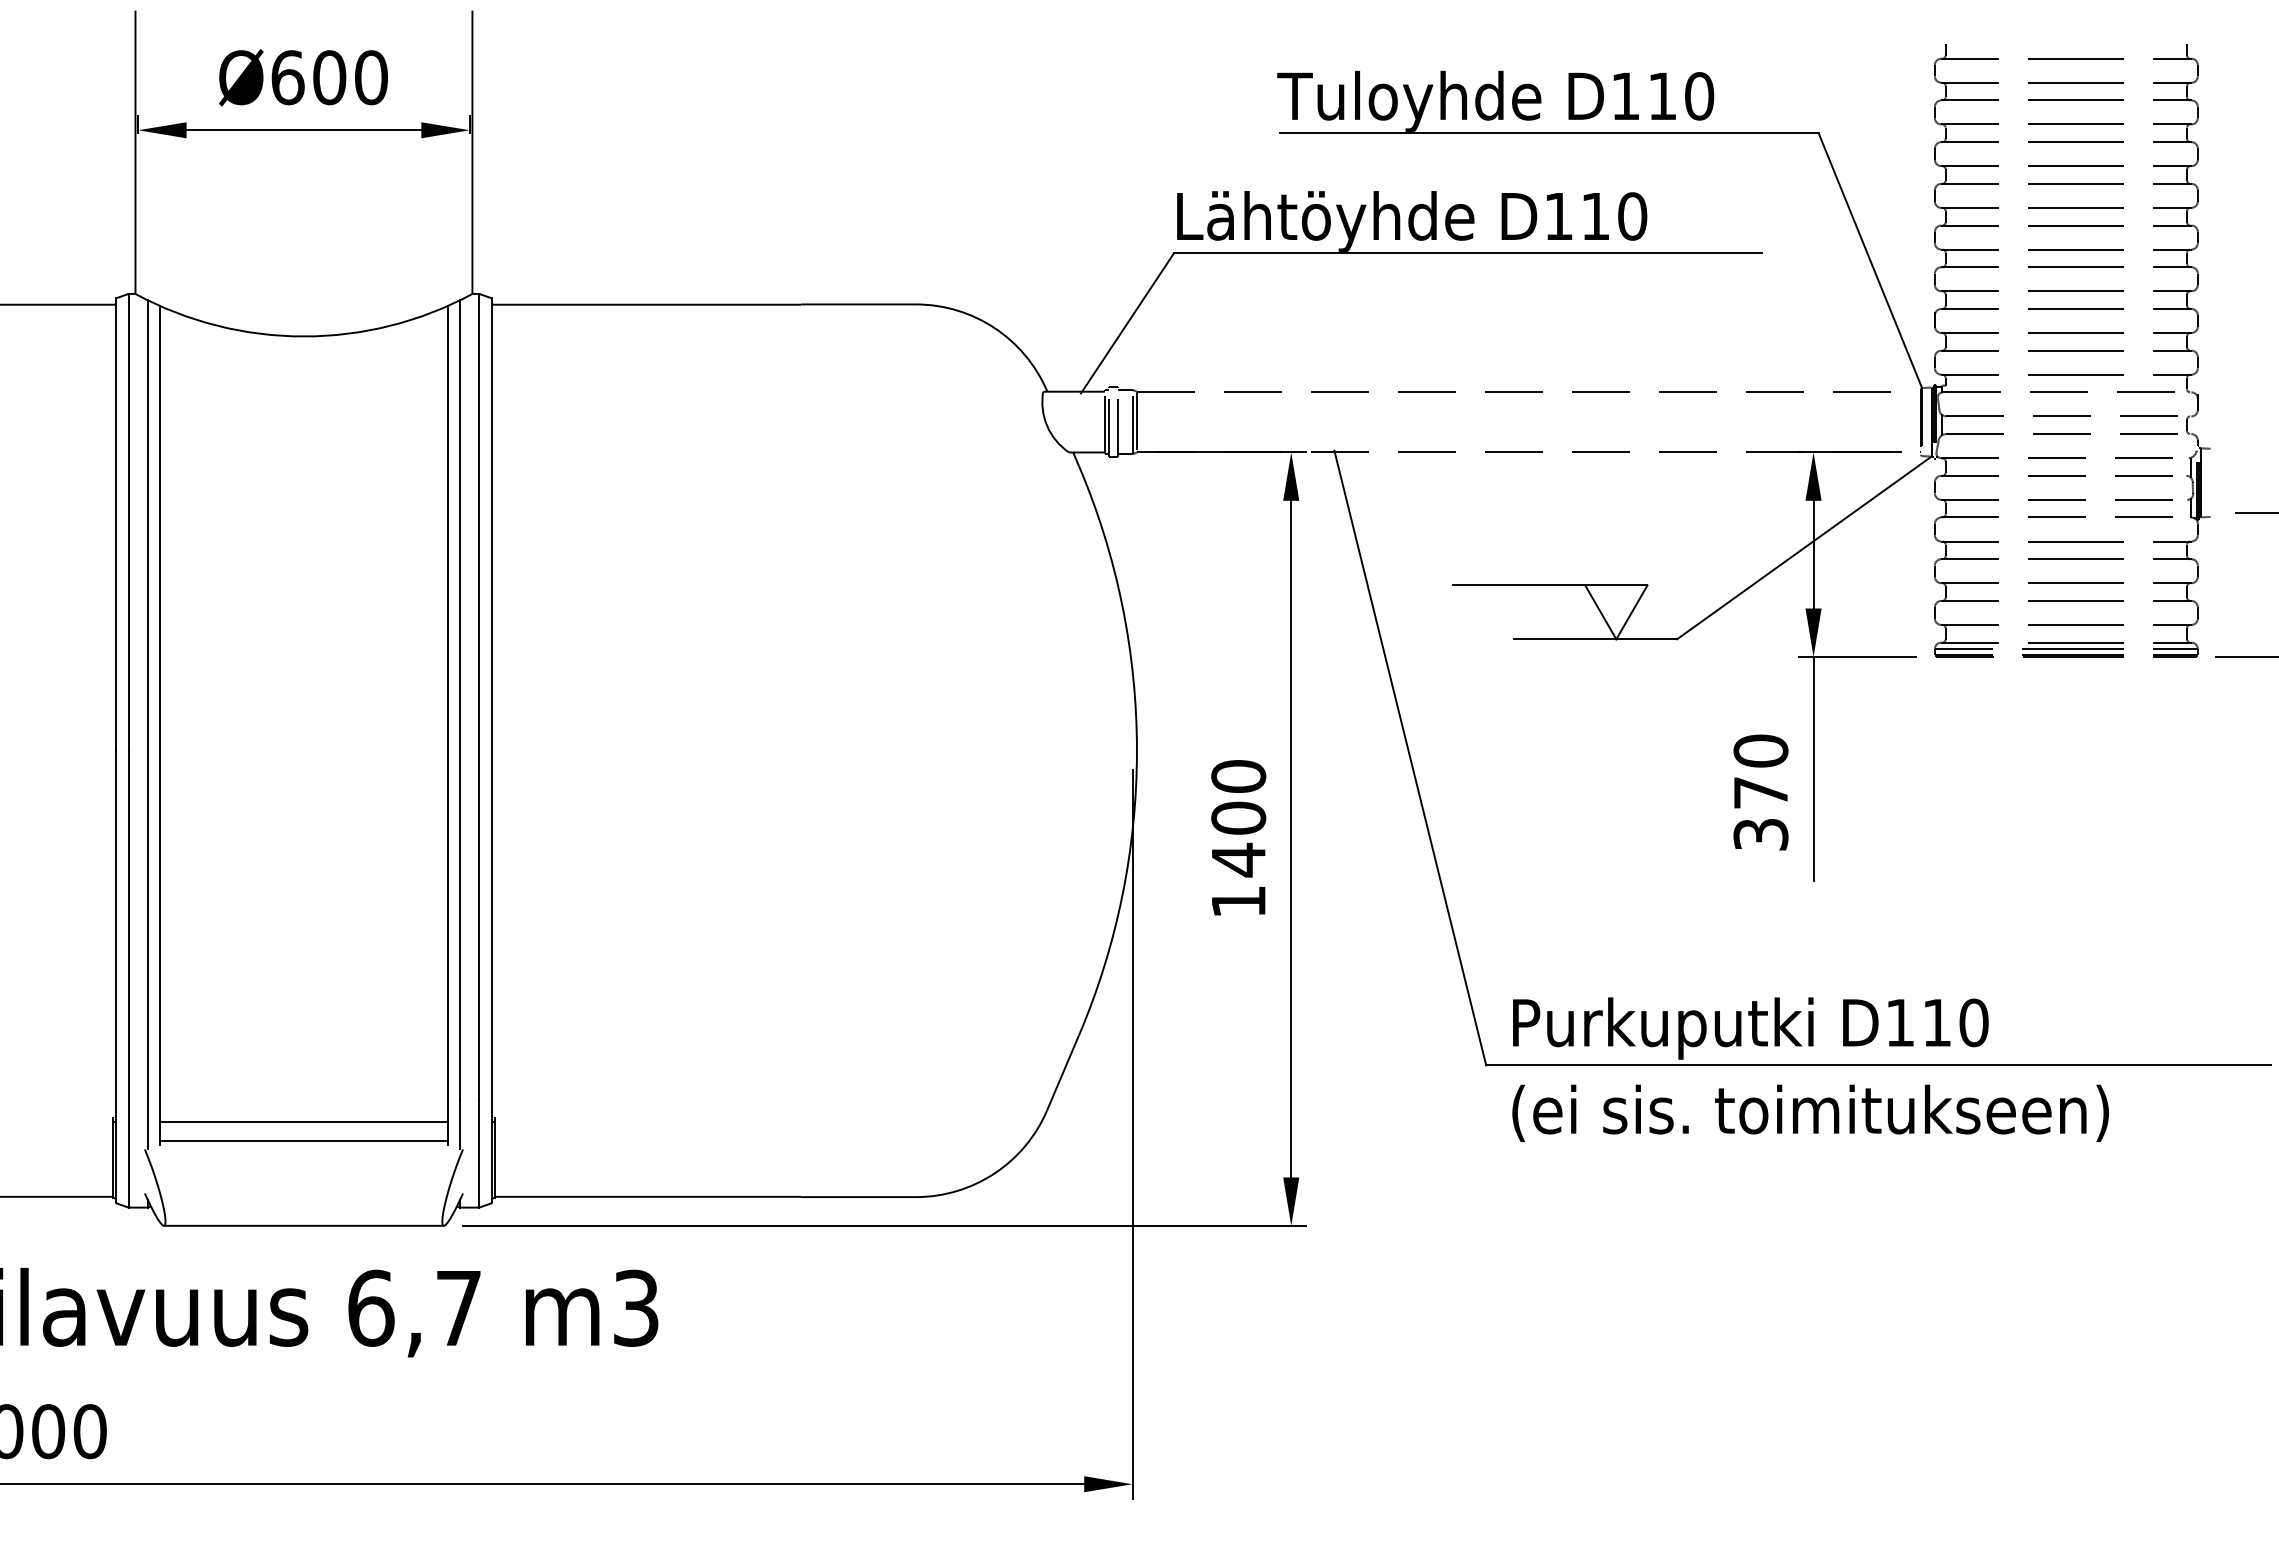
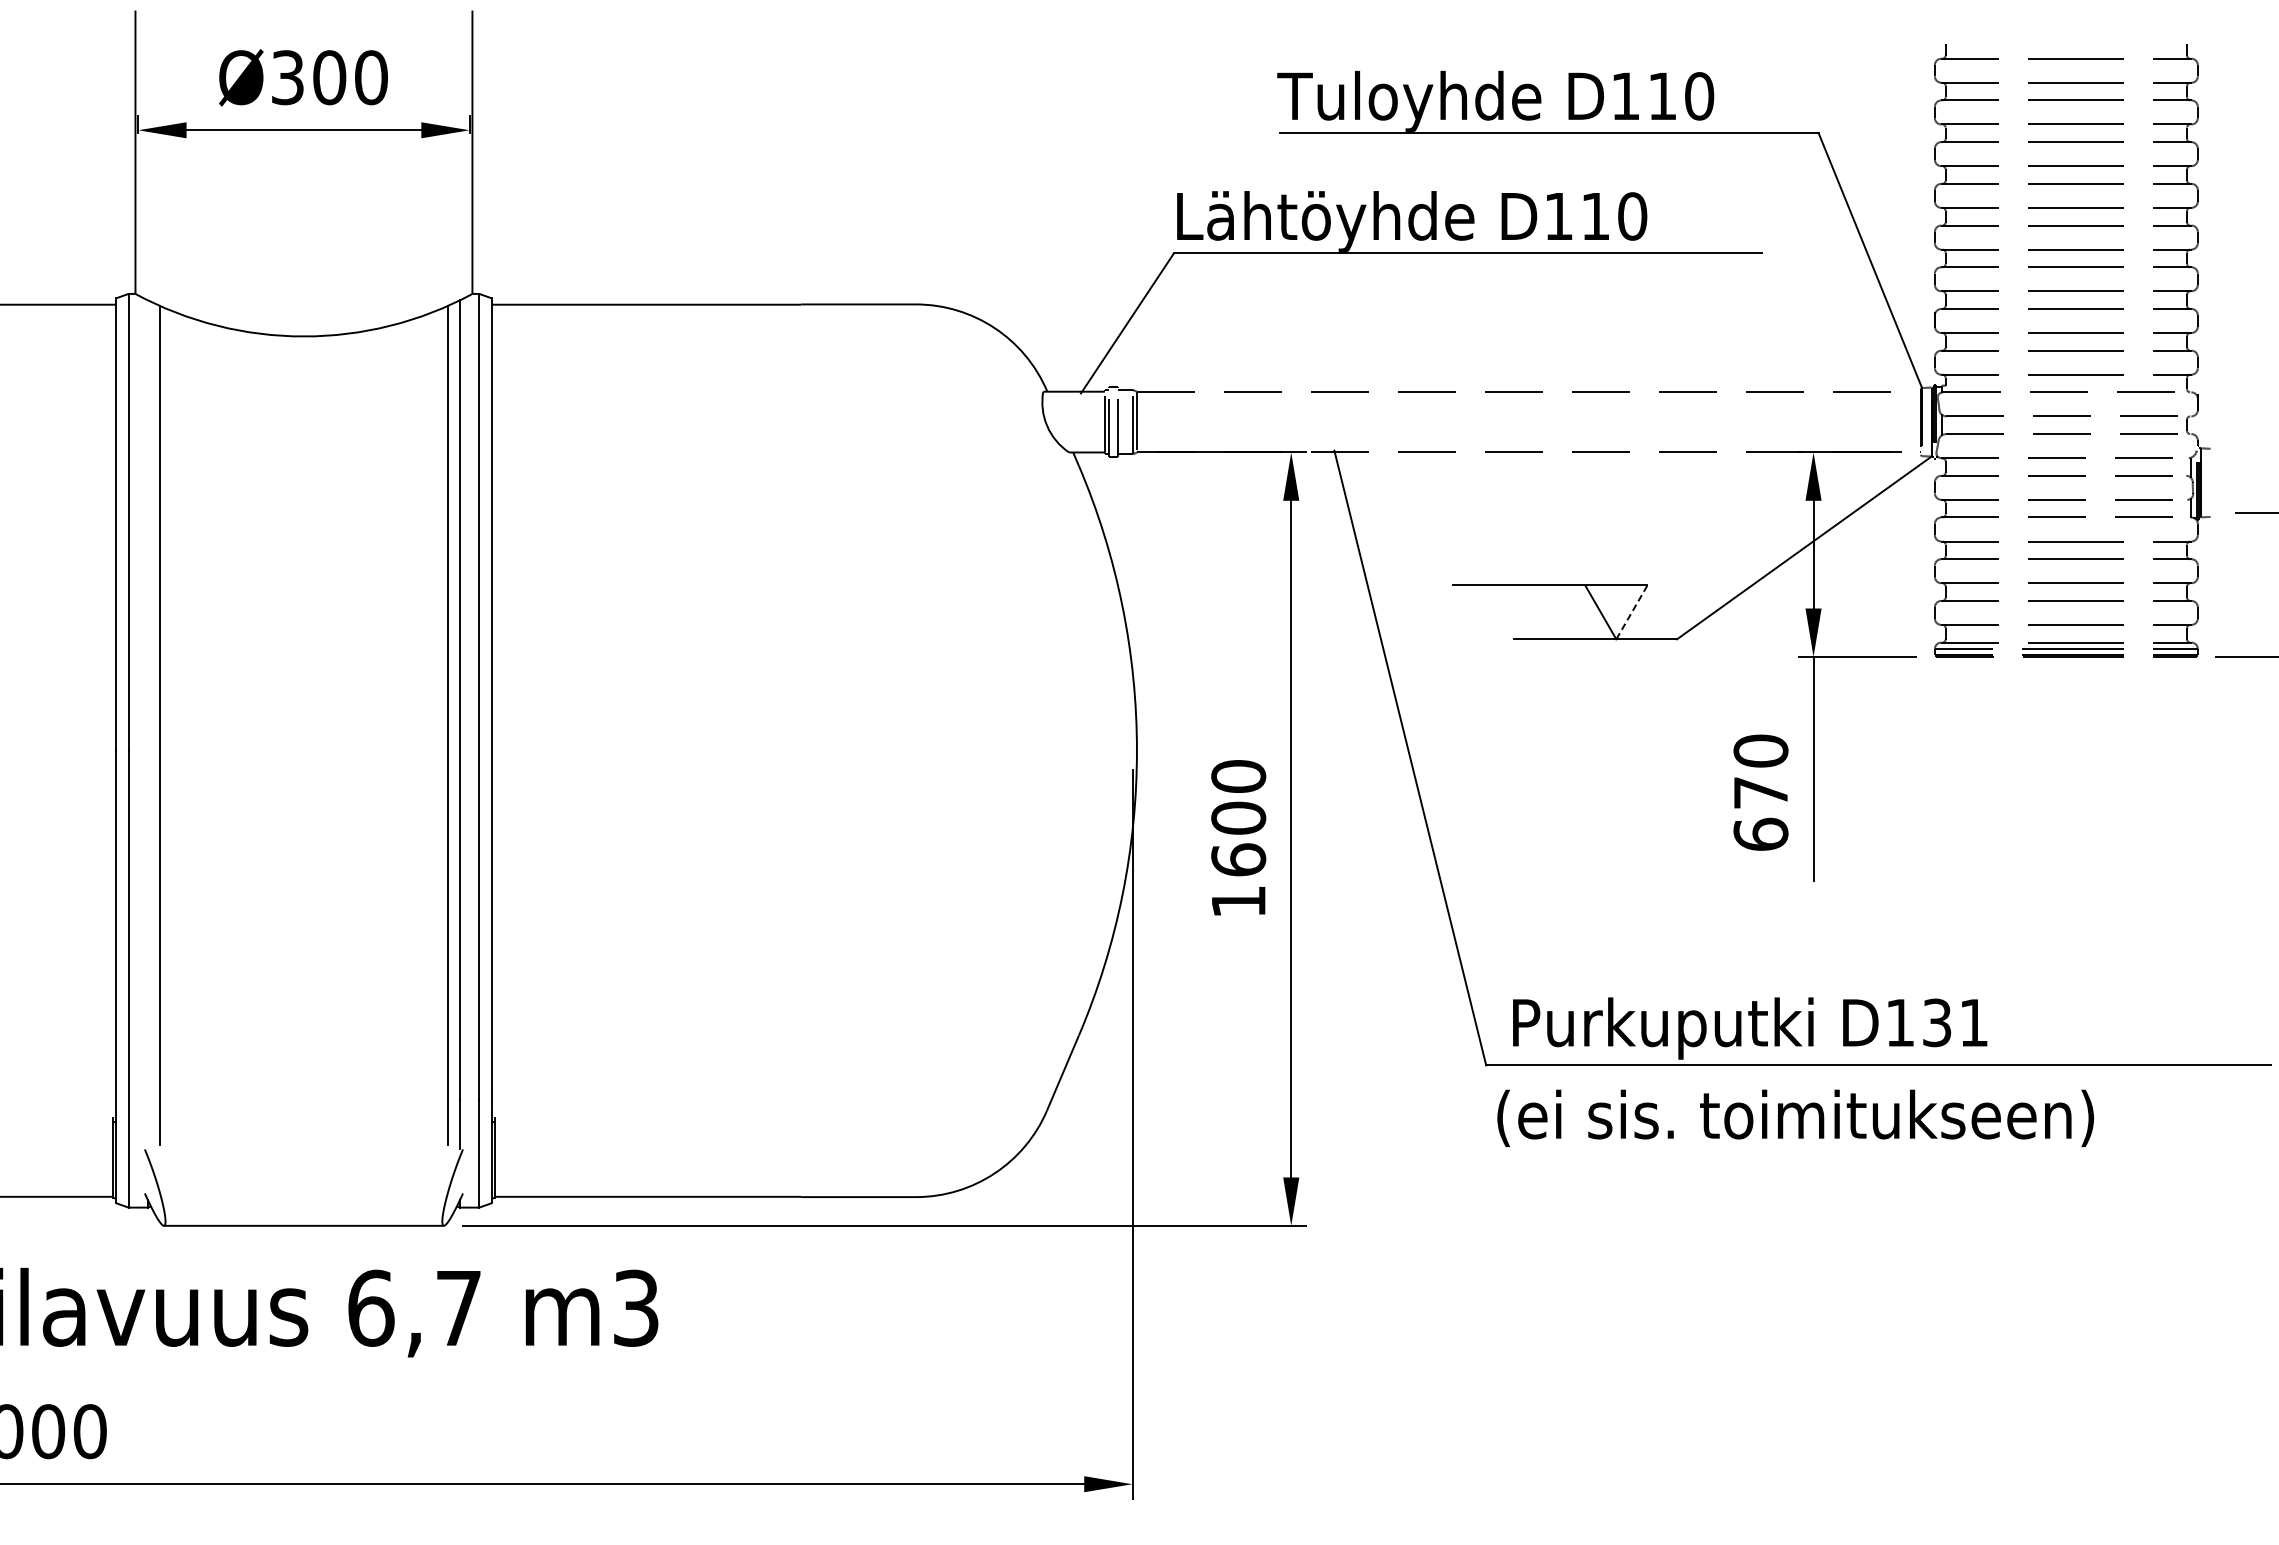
text: Ø600 -> Ø300 (287, 77)
line: solid -> dashed (1632, 612)
line: present -> none (147, 724)
text: 370 -> 670 (1760, 833)
text: 1400 -> 1600 (1238, 859)
text: D110 -> D131 (1955, 1022)
text position: (1810, 1113) -> (1795, 1118) (1795, 1118)
line: present -> none (303, 1121)
line: present -> none (303, 1140)
